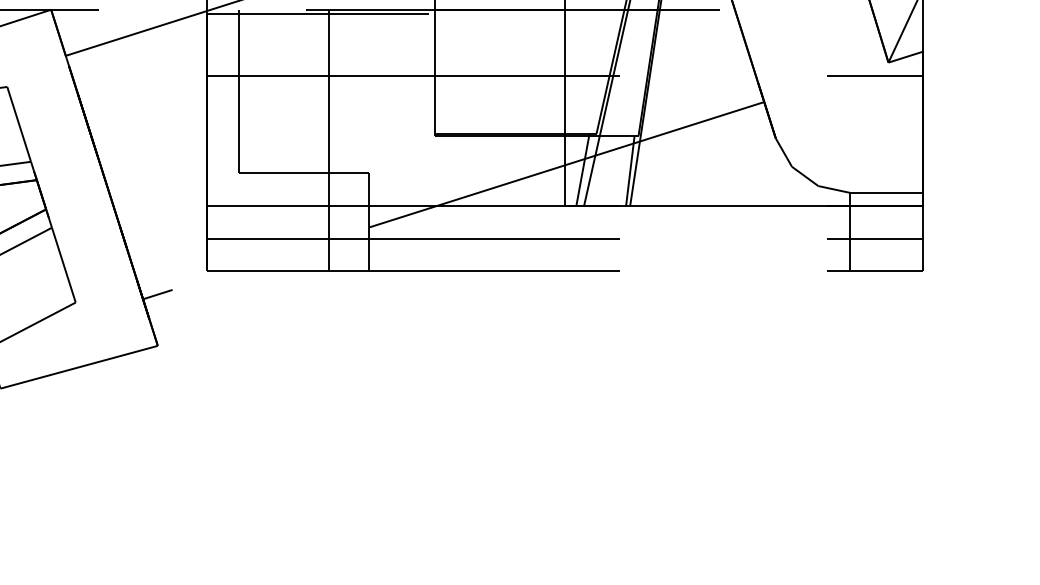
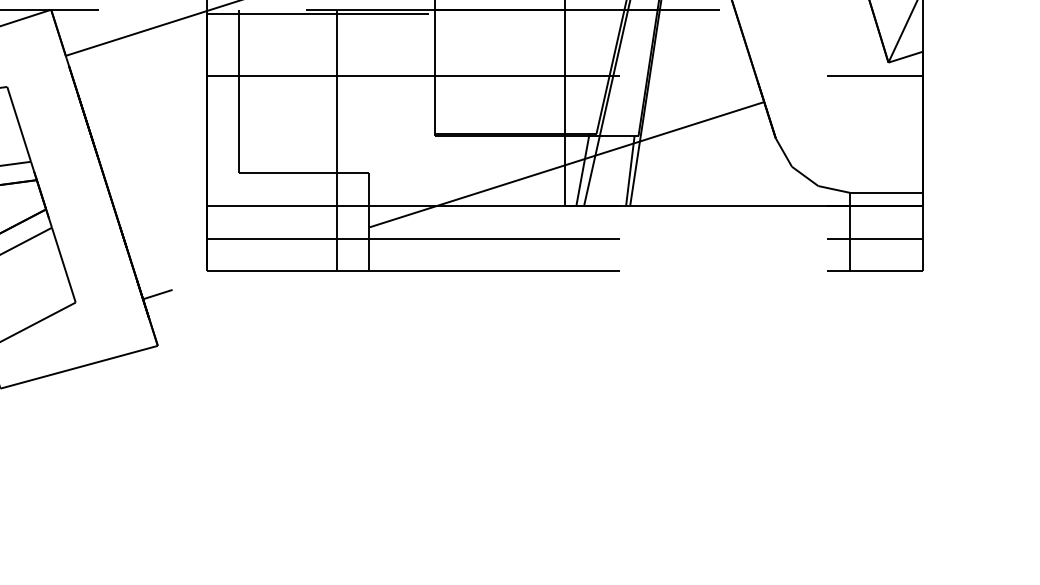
line position: (328, 140) -> (336, 140) (336, 140)
